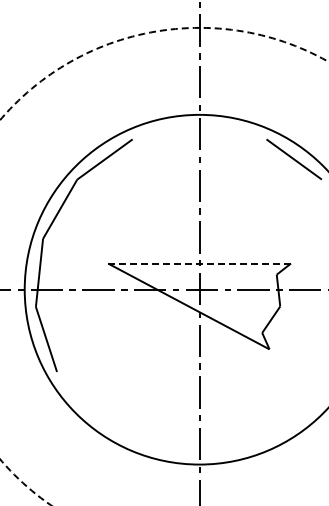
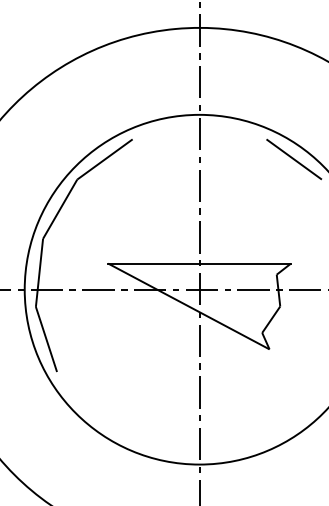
arc: dashed -> solid (121, 39)
line: dashed -> solid (199, 263)
